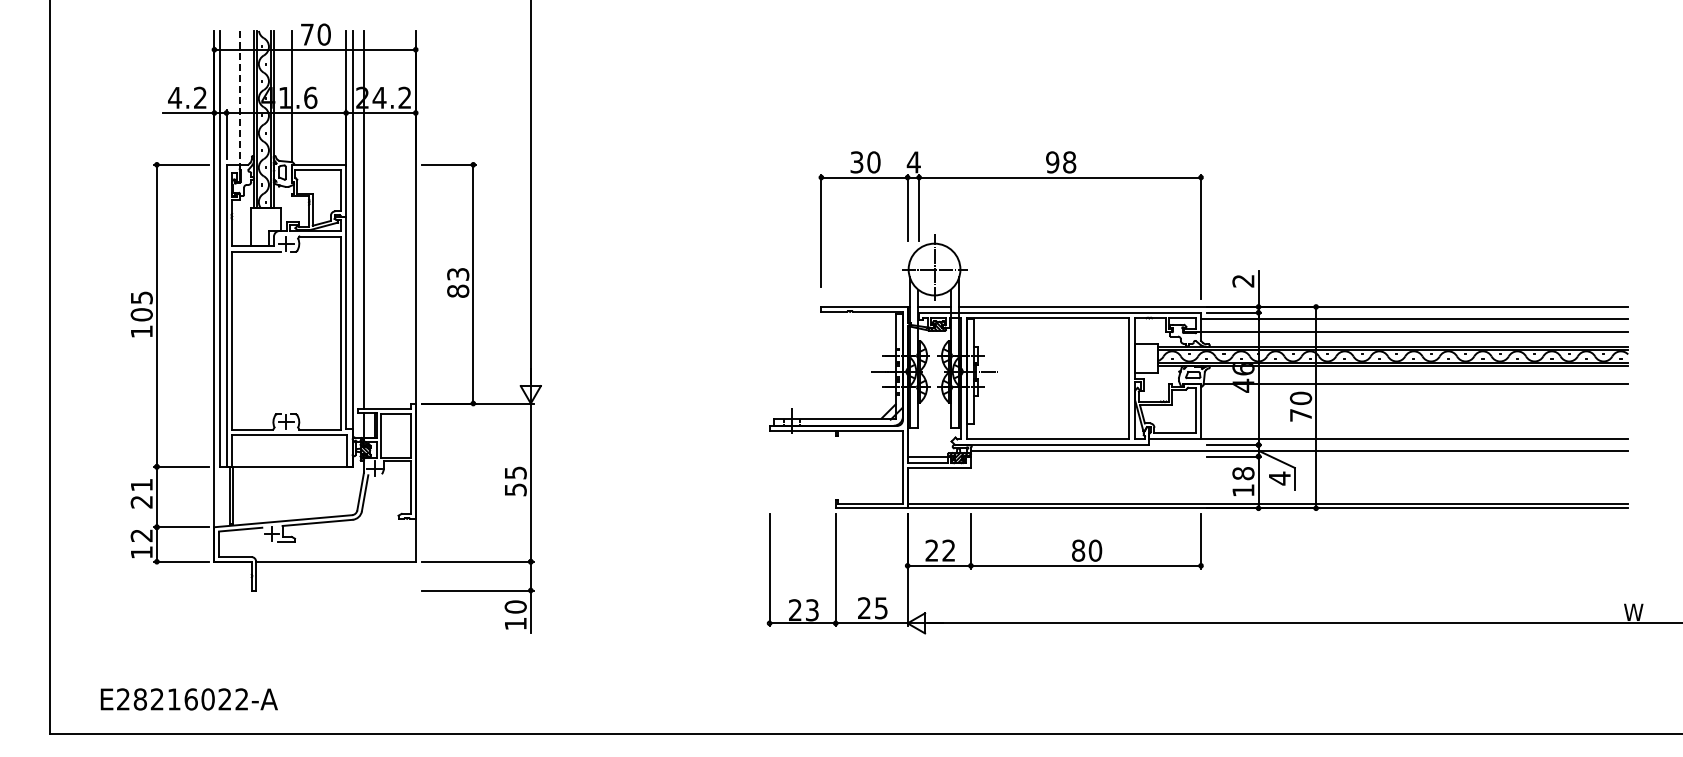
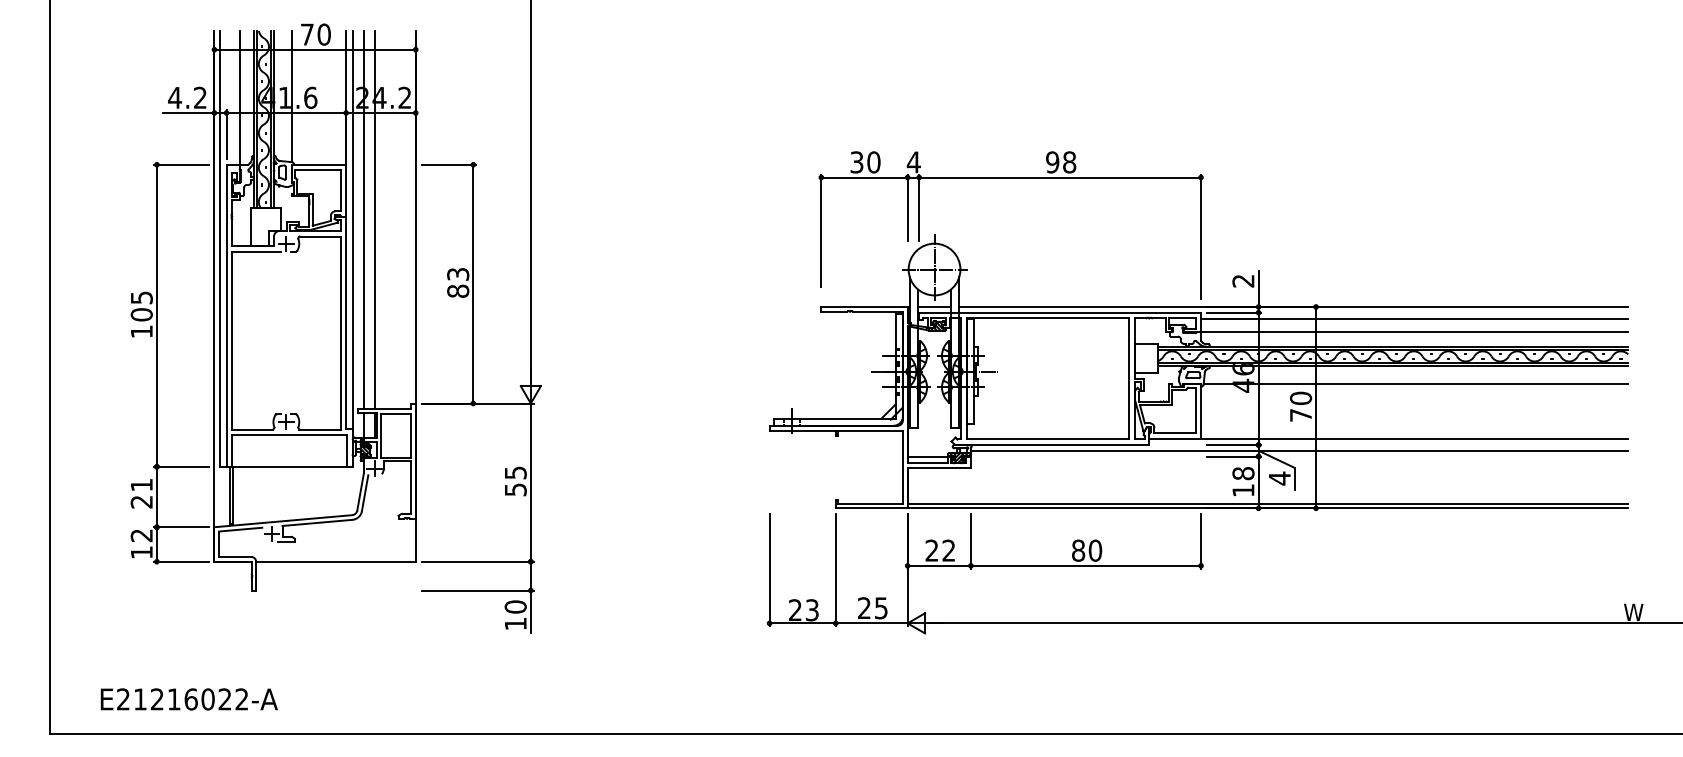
line: dashed -> solid (239, 97)
line: none -> present (375, 219)
text: E28216022-A -> E21216022-A (139, 699)
